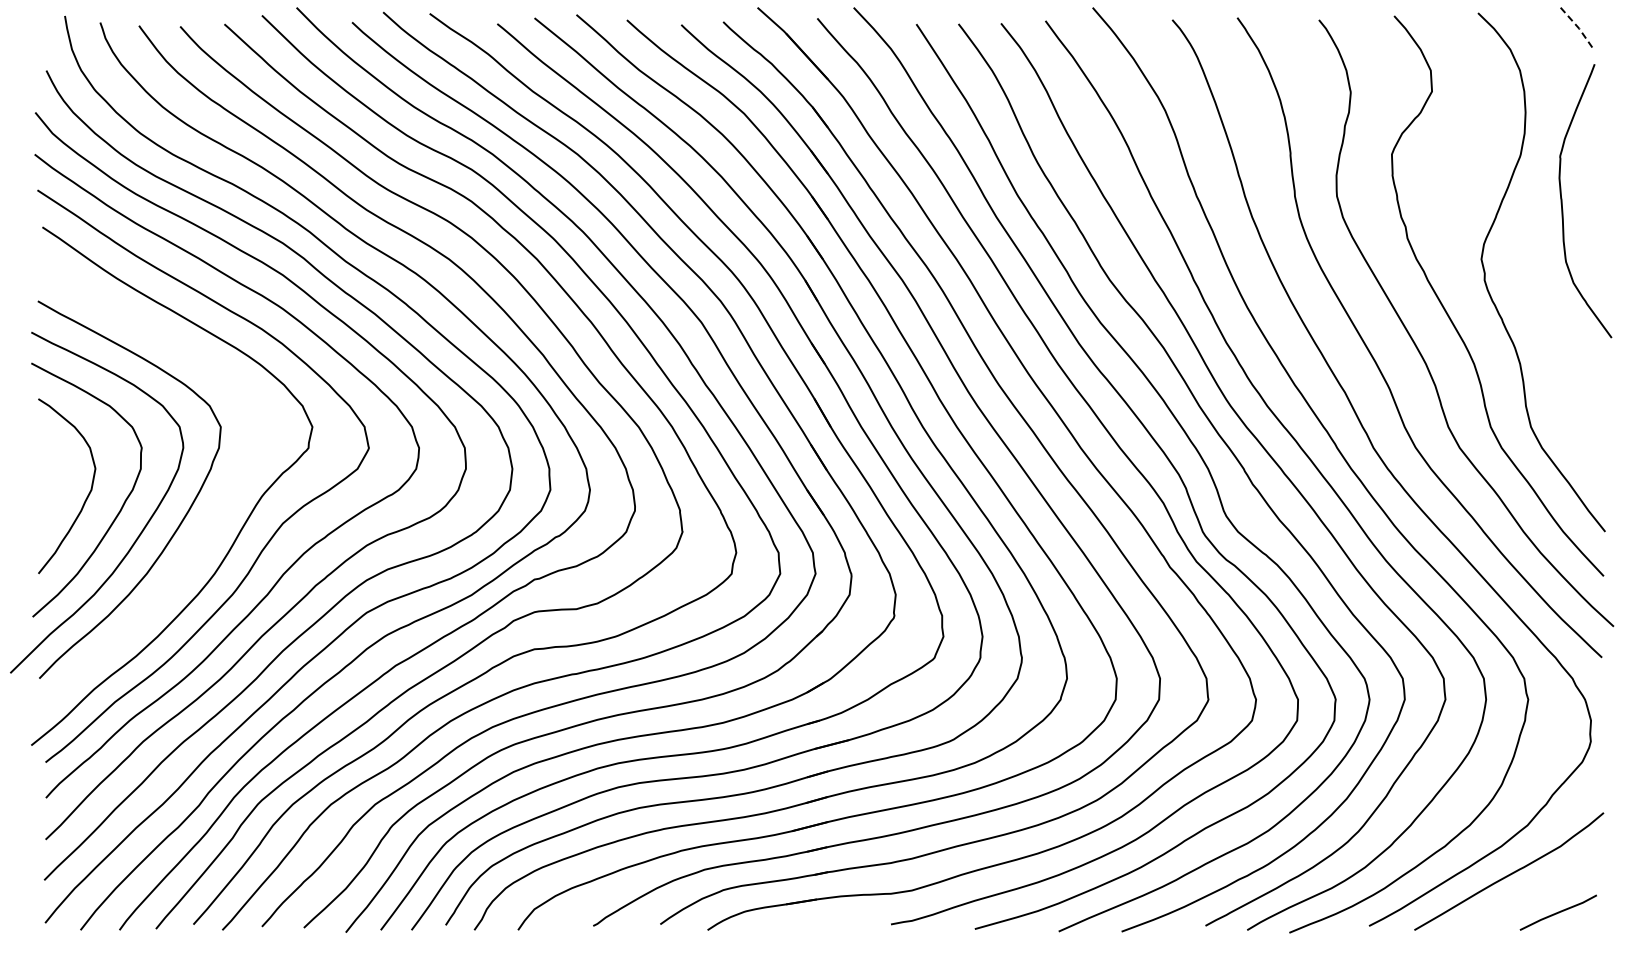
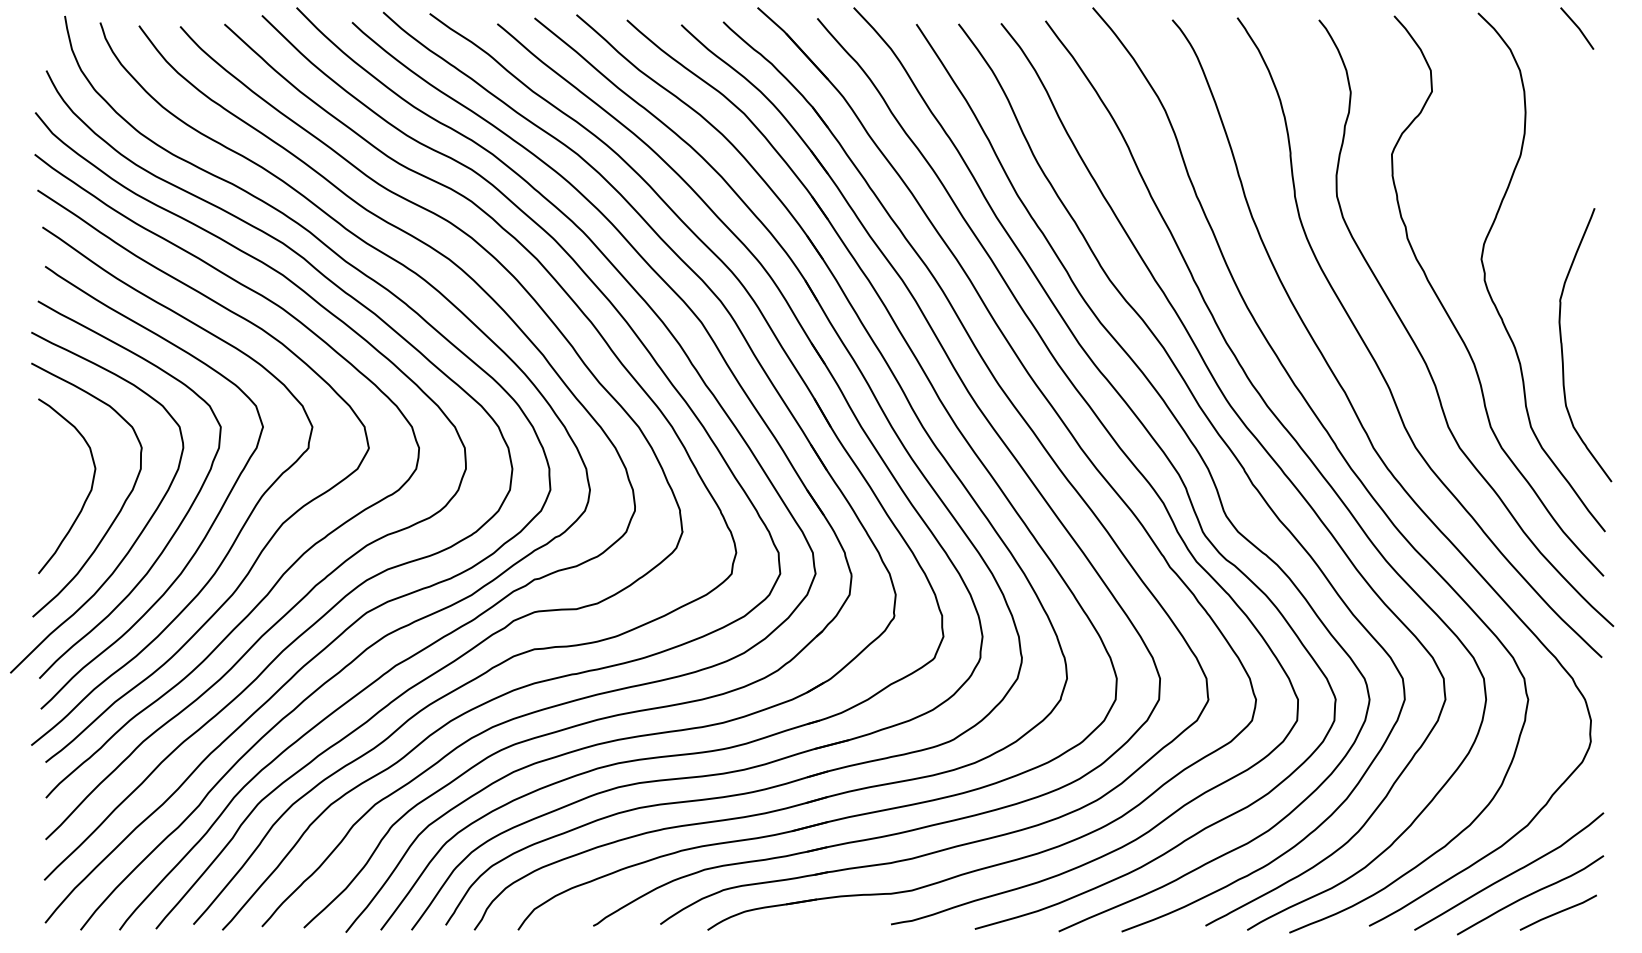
line: dashed -> solid (1579, 28)
curve position: (1562, 201) -> (1562, 345) (1562, 345)
curve: none -> present (210, 525)
curve: none -> present (1530, 895)
